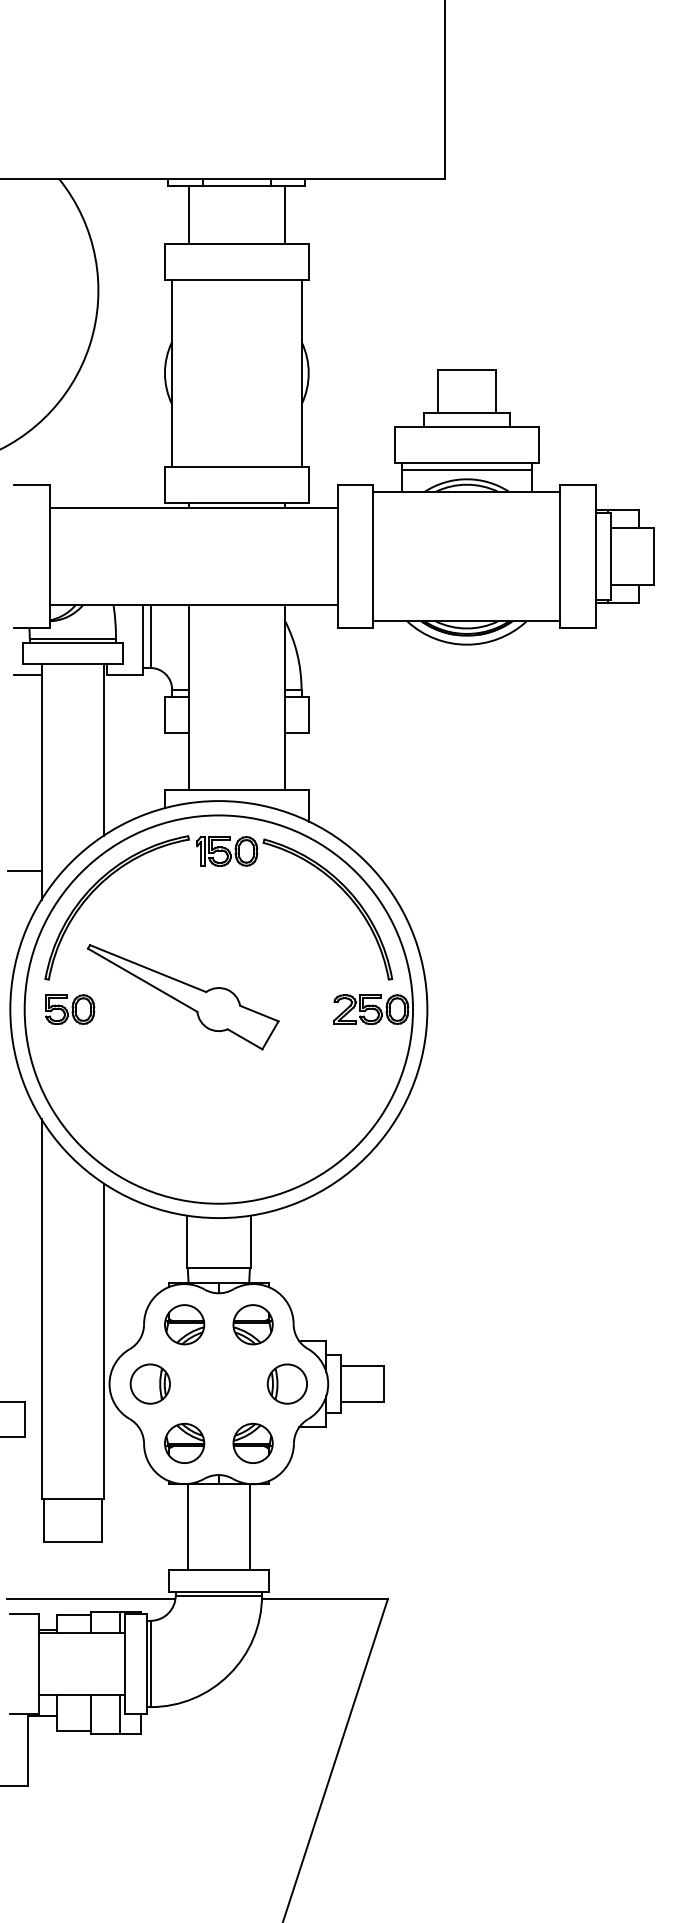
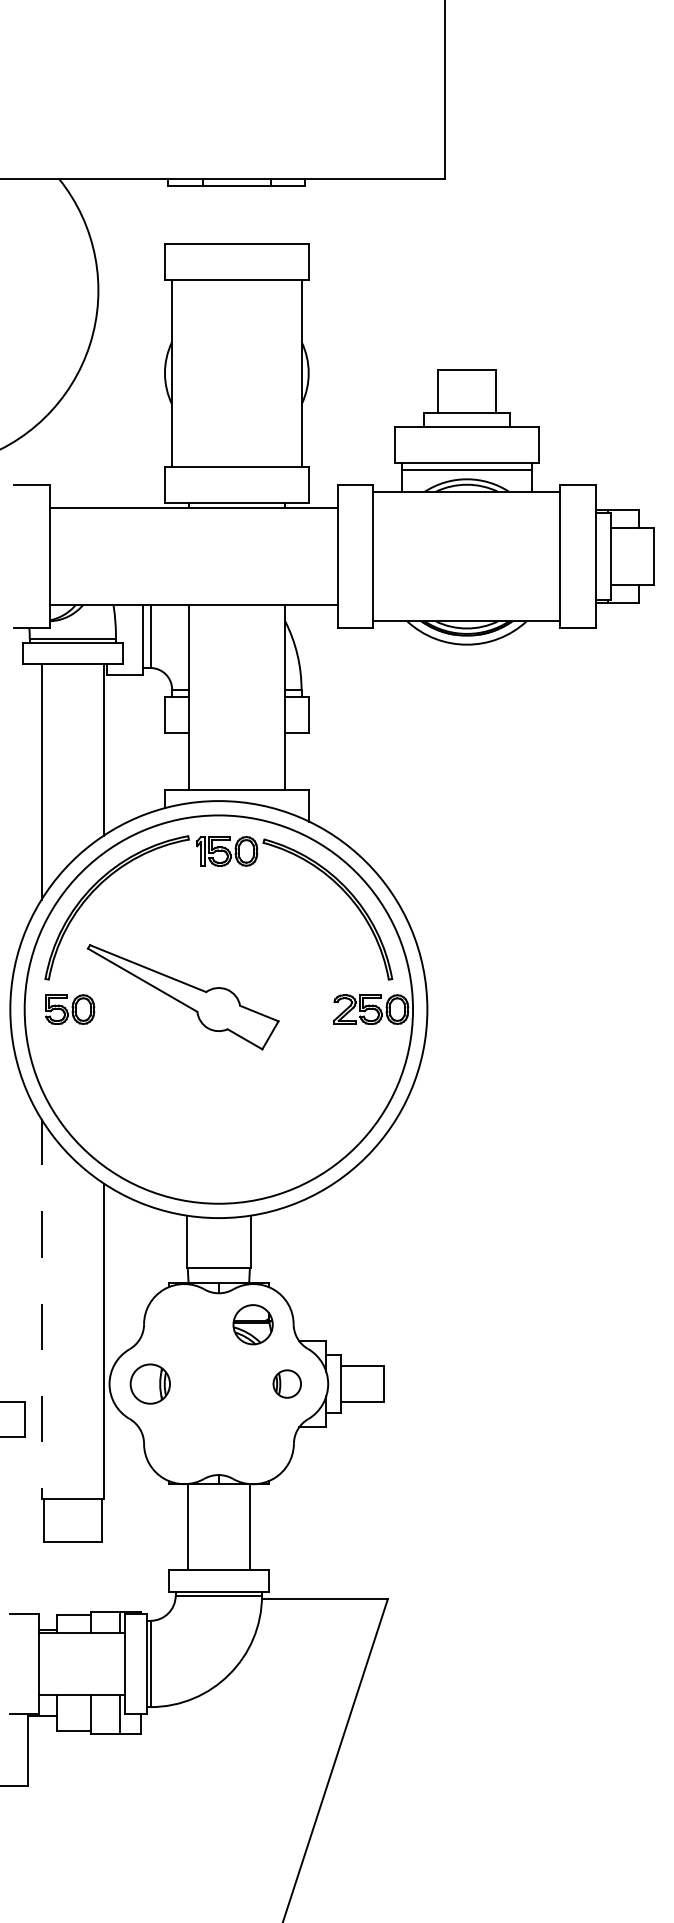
line: present -> none (188, 214)
line: present -> none (285, 214)
line: present -> none (27, 675)
line: present -> none (24, 871)
line: solid -> dashed (41, 1309)
part: present -> none (184, 1324)
part size: 42x42 px -> 30x30 px (286, 1383)
part: present -> none (184, 1442)
part: present -> none (252, 1442)
line: present -> none (90, 1599)
